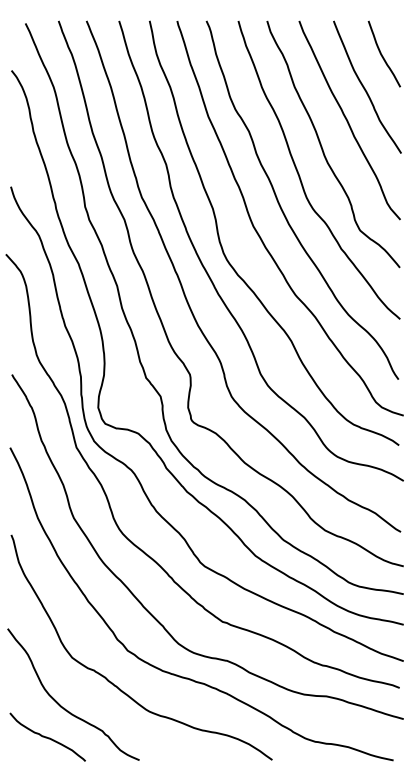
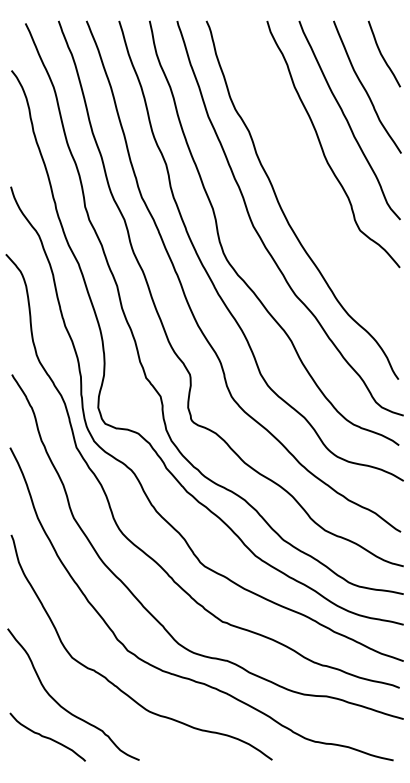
curve: present -> none (300, 176)
